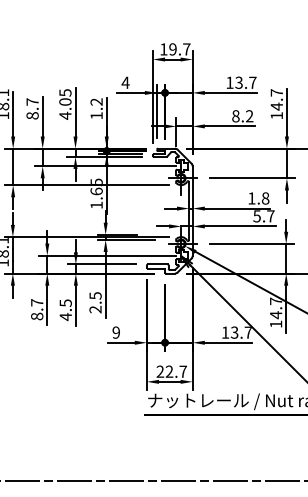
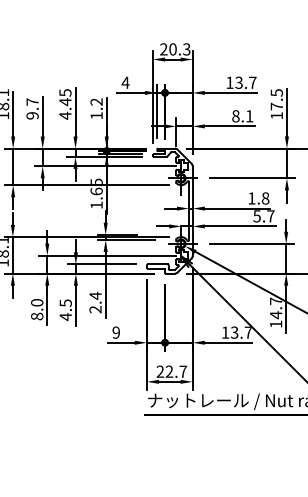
text: 19.7 -> 20.3 (175, 49)
text: 14.7 -> 17.5 (276, 99)
text: 4.05 -> 4.45 (65, 102)
text: 8.7 -> 9.7 (32, 115)
text: 8.2 -> 8.1 (249, 116)
text: 2.5 -> 2.4 (95, 295)
text: 8.7 -> 8.0 (37, 302)
line: present -> none (153, 480)
